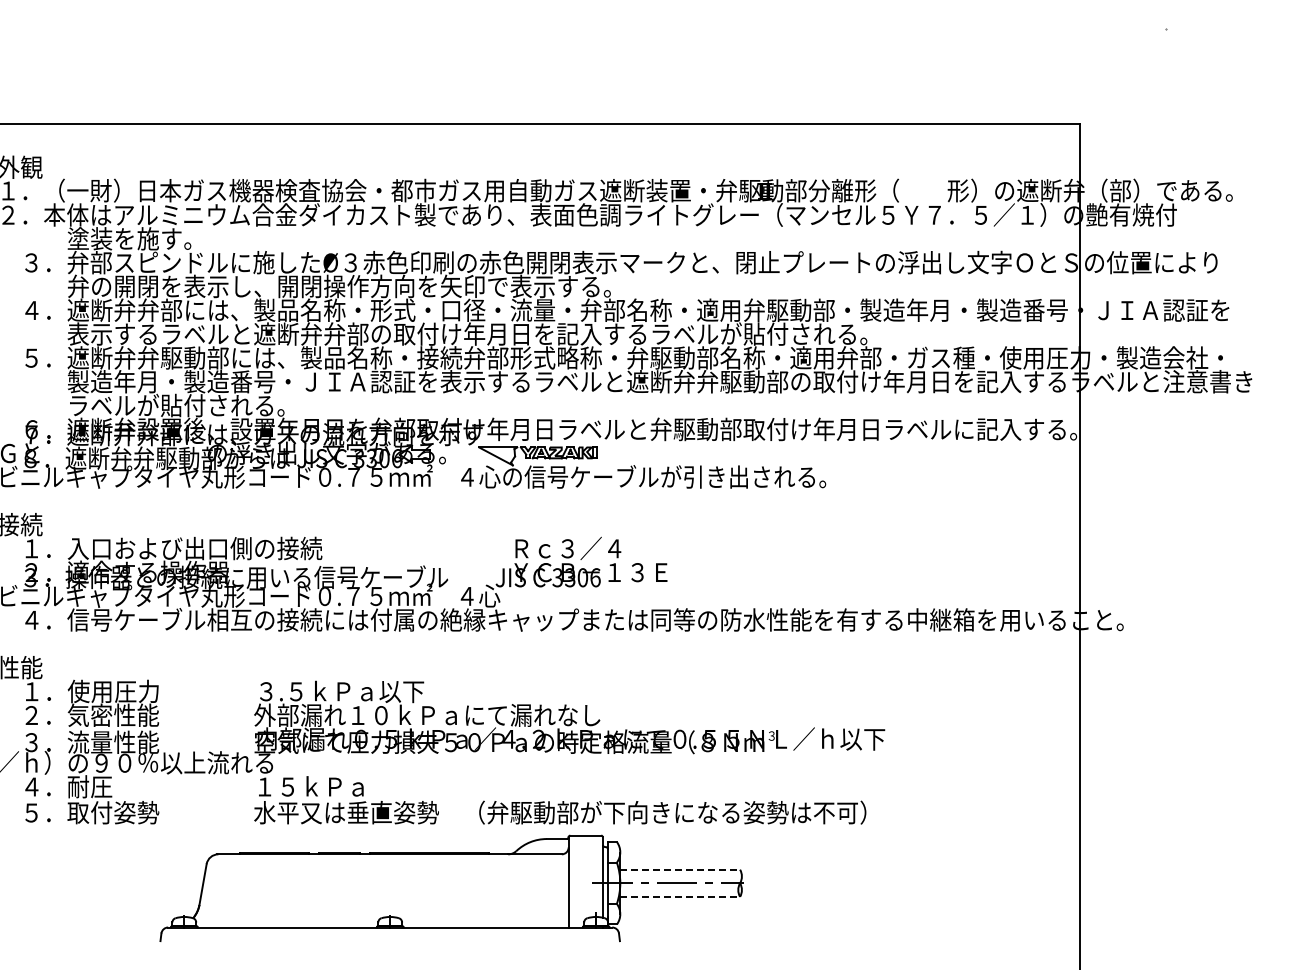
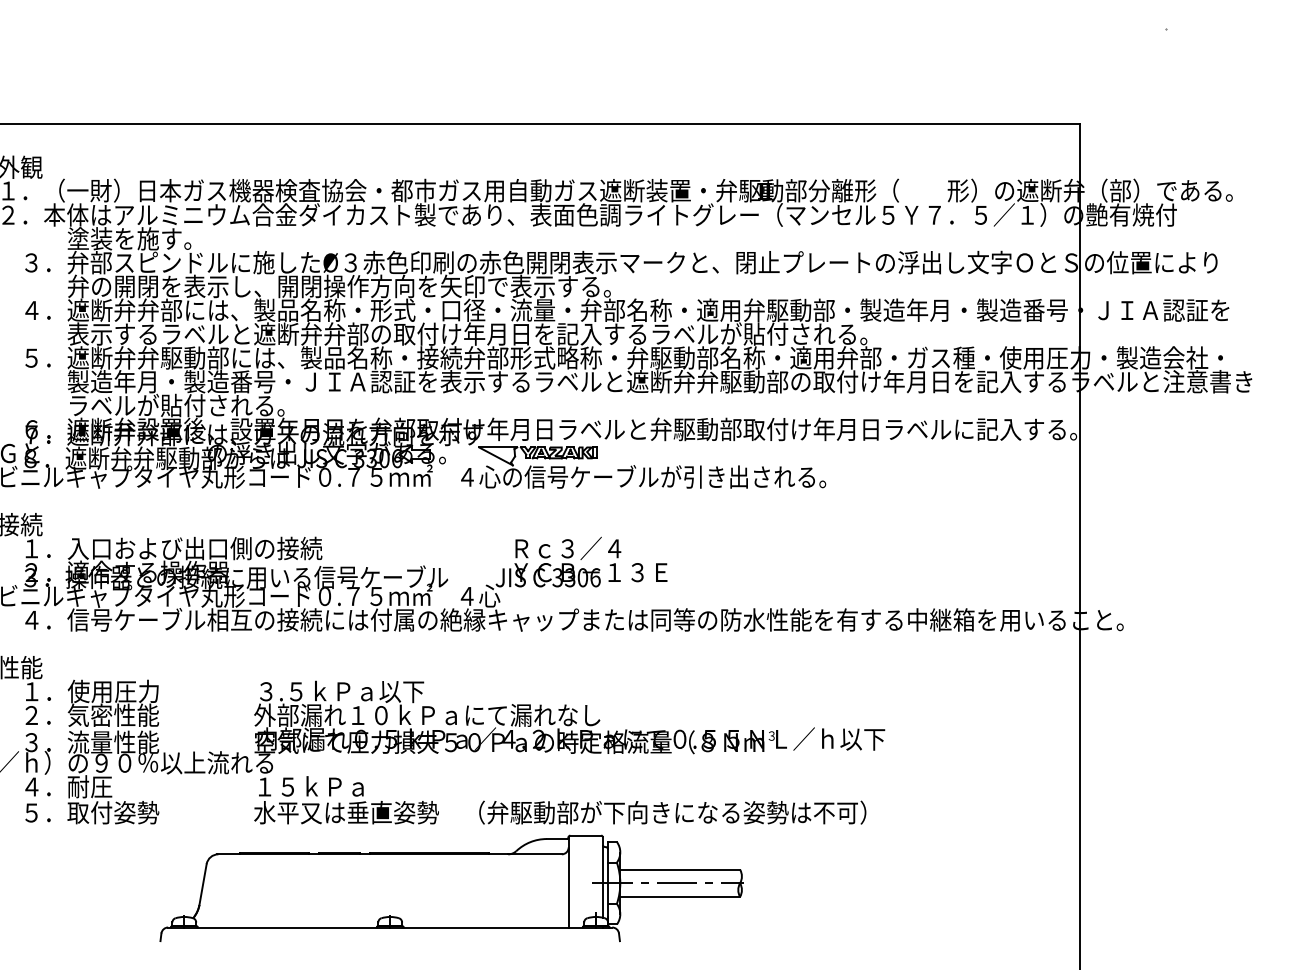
line: dashed -> solid (680, 869)
line: dashed -> solid (680, 896)
